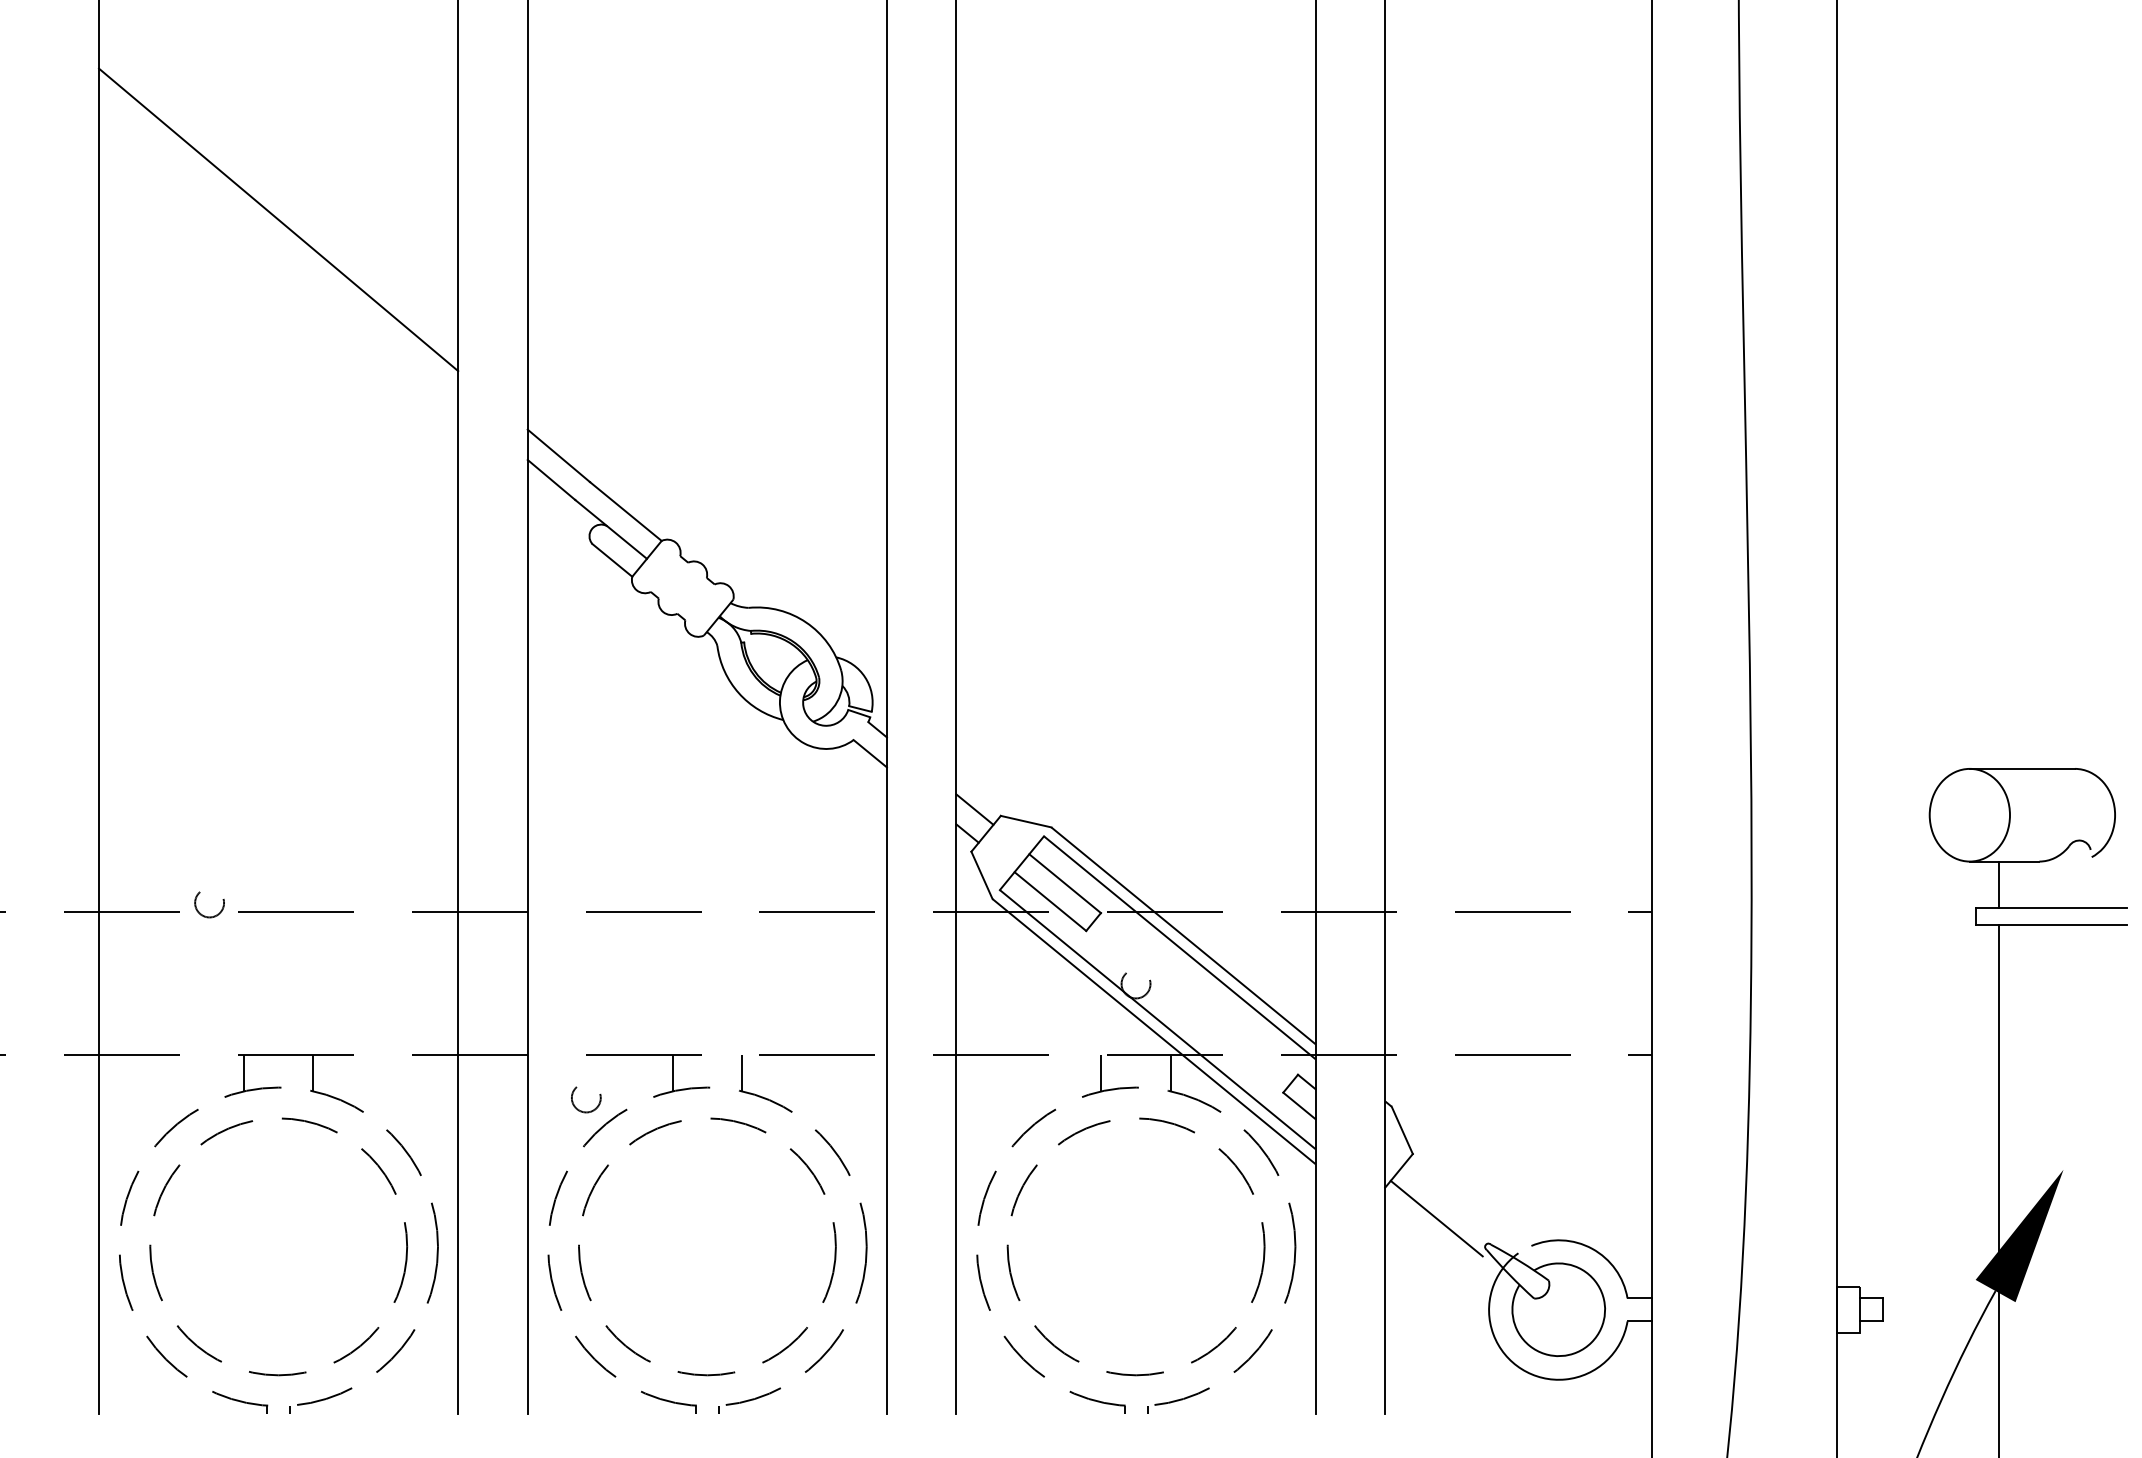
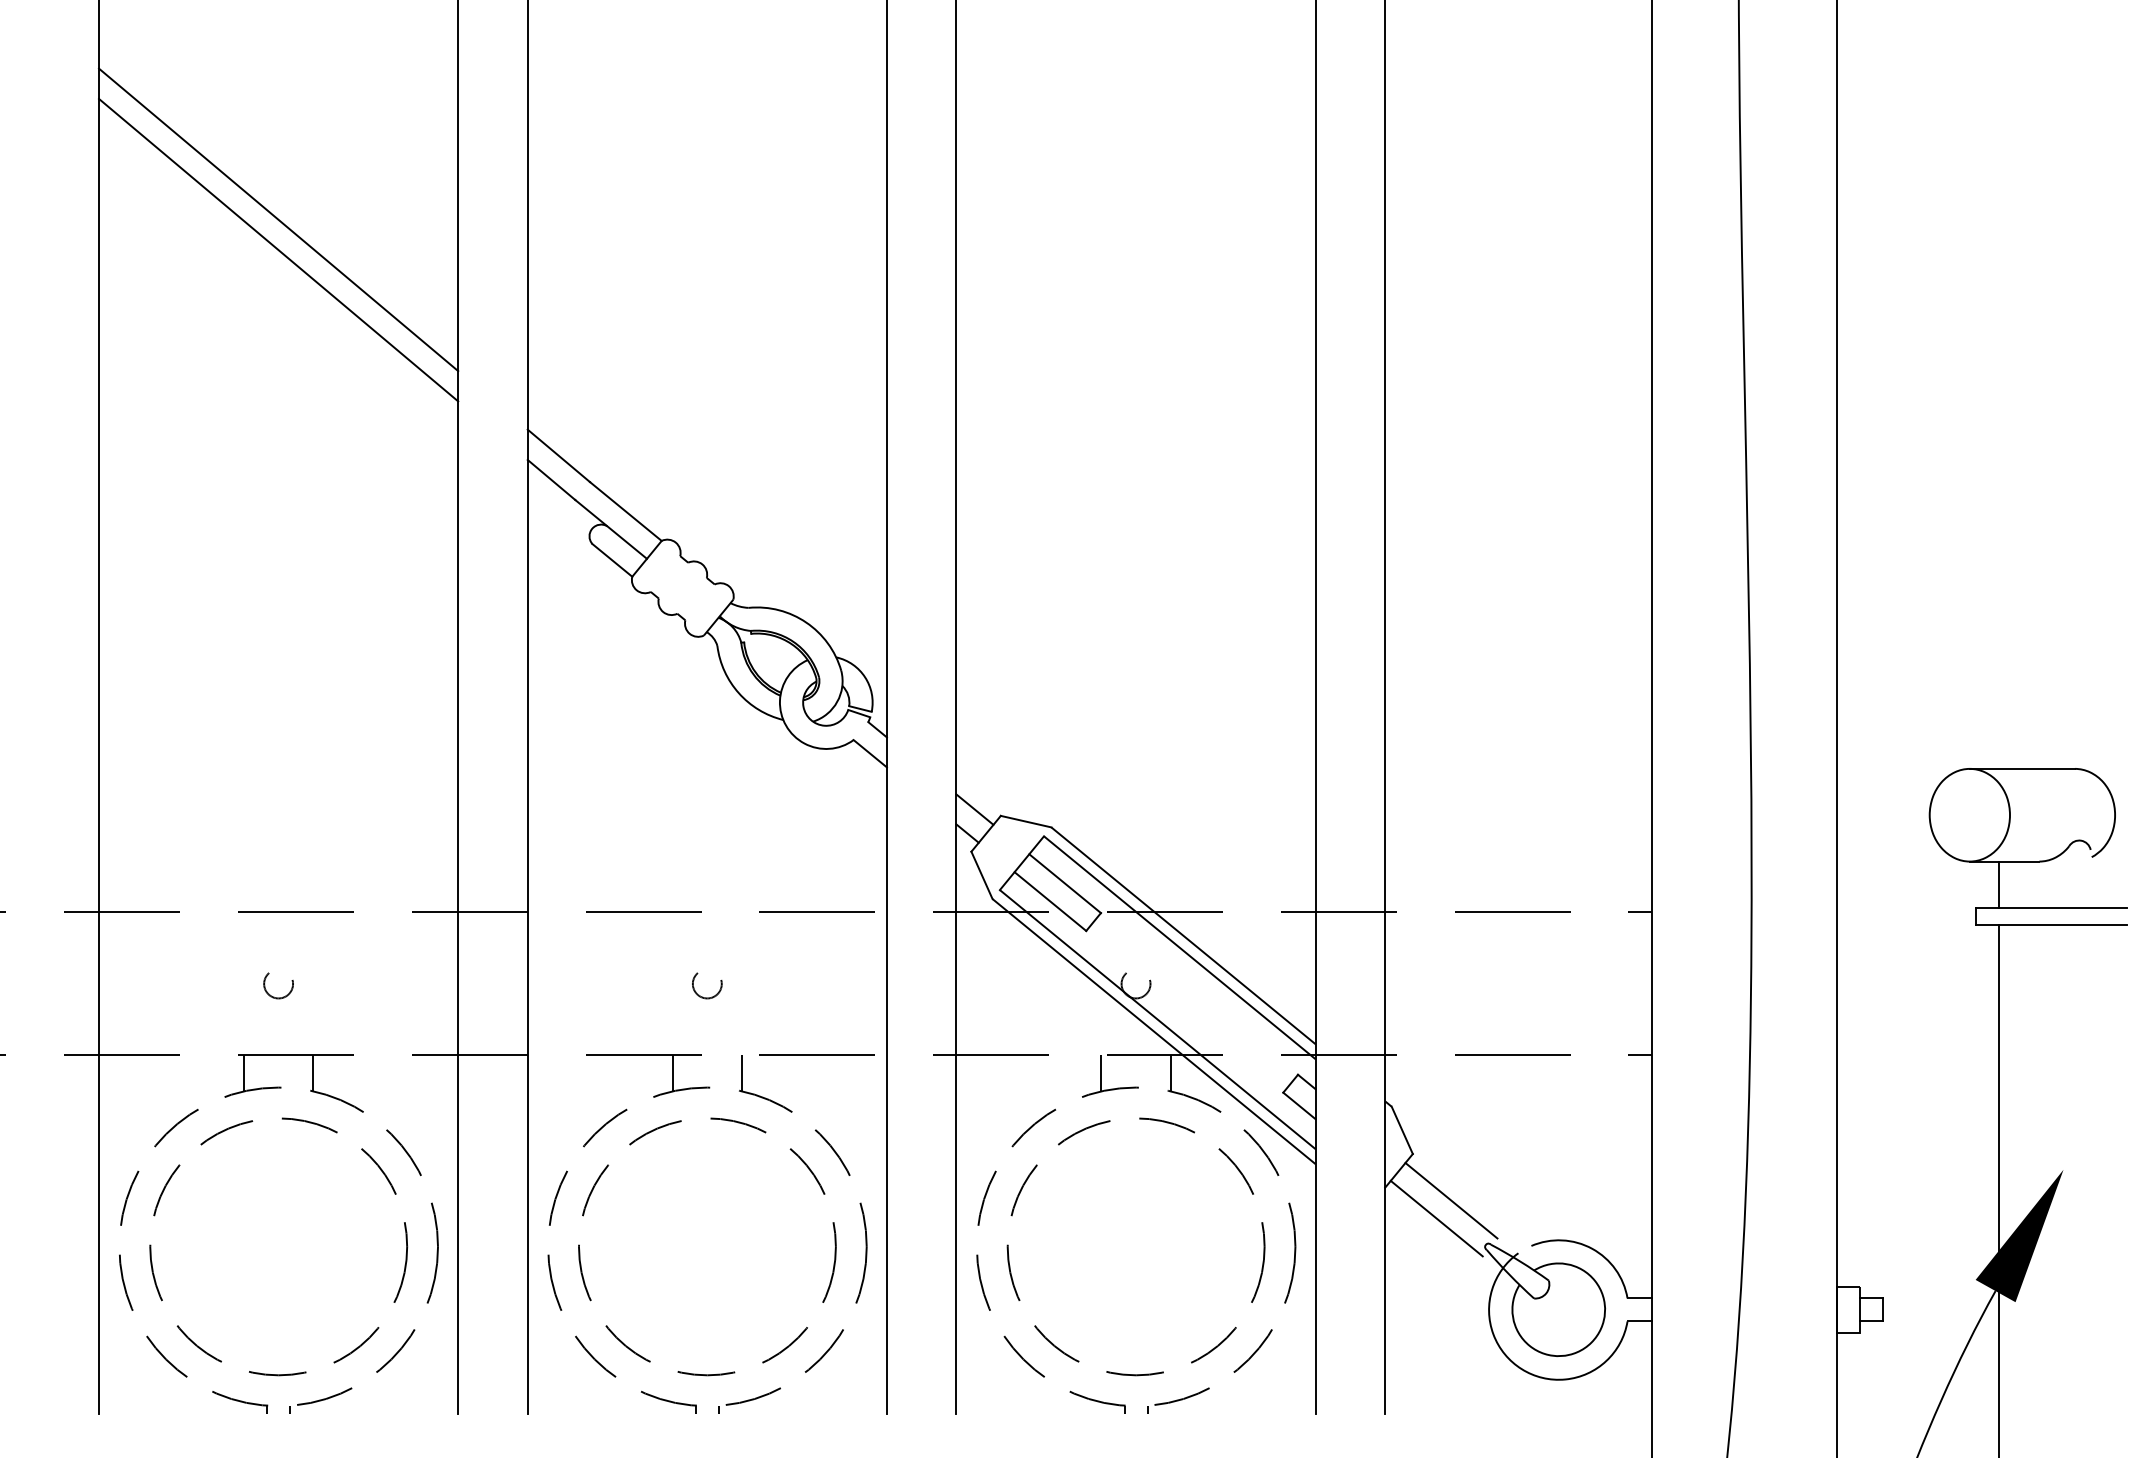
line: none -> present (278, 249)
circle position: (209, 904) -> (278, 985) (278, 985)
circle position: (586, 1099) -> (707, 985) (707, 985)
line: none -> present (1451, 1200)
